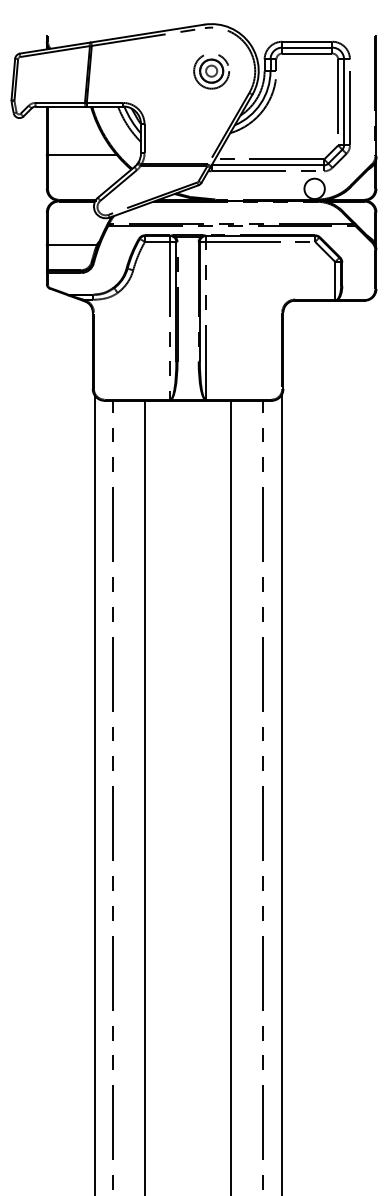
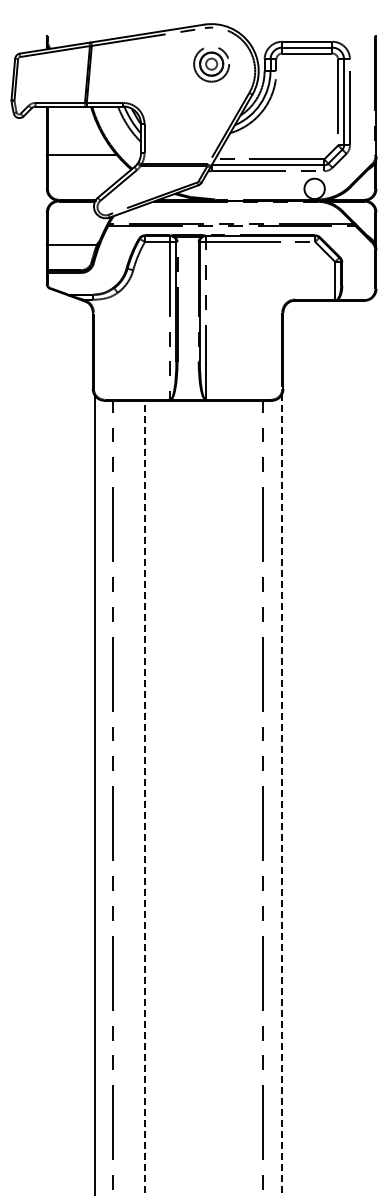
part position: (211, 71) -> (211, 64) (211, 64)
line: solid -> dashed (281, 795)
line: present -> none (231, 796)
line: solid -> dashed (145, 797)
